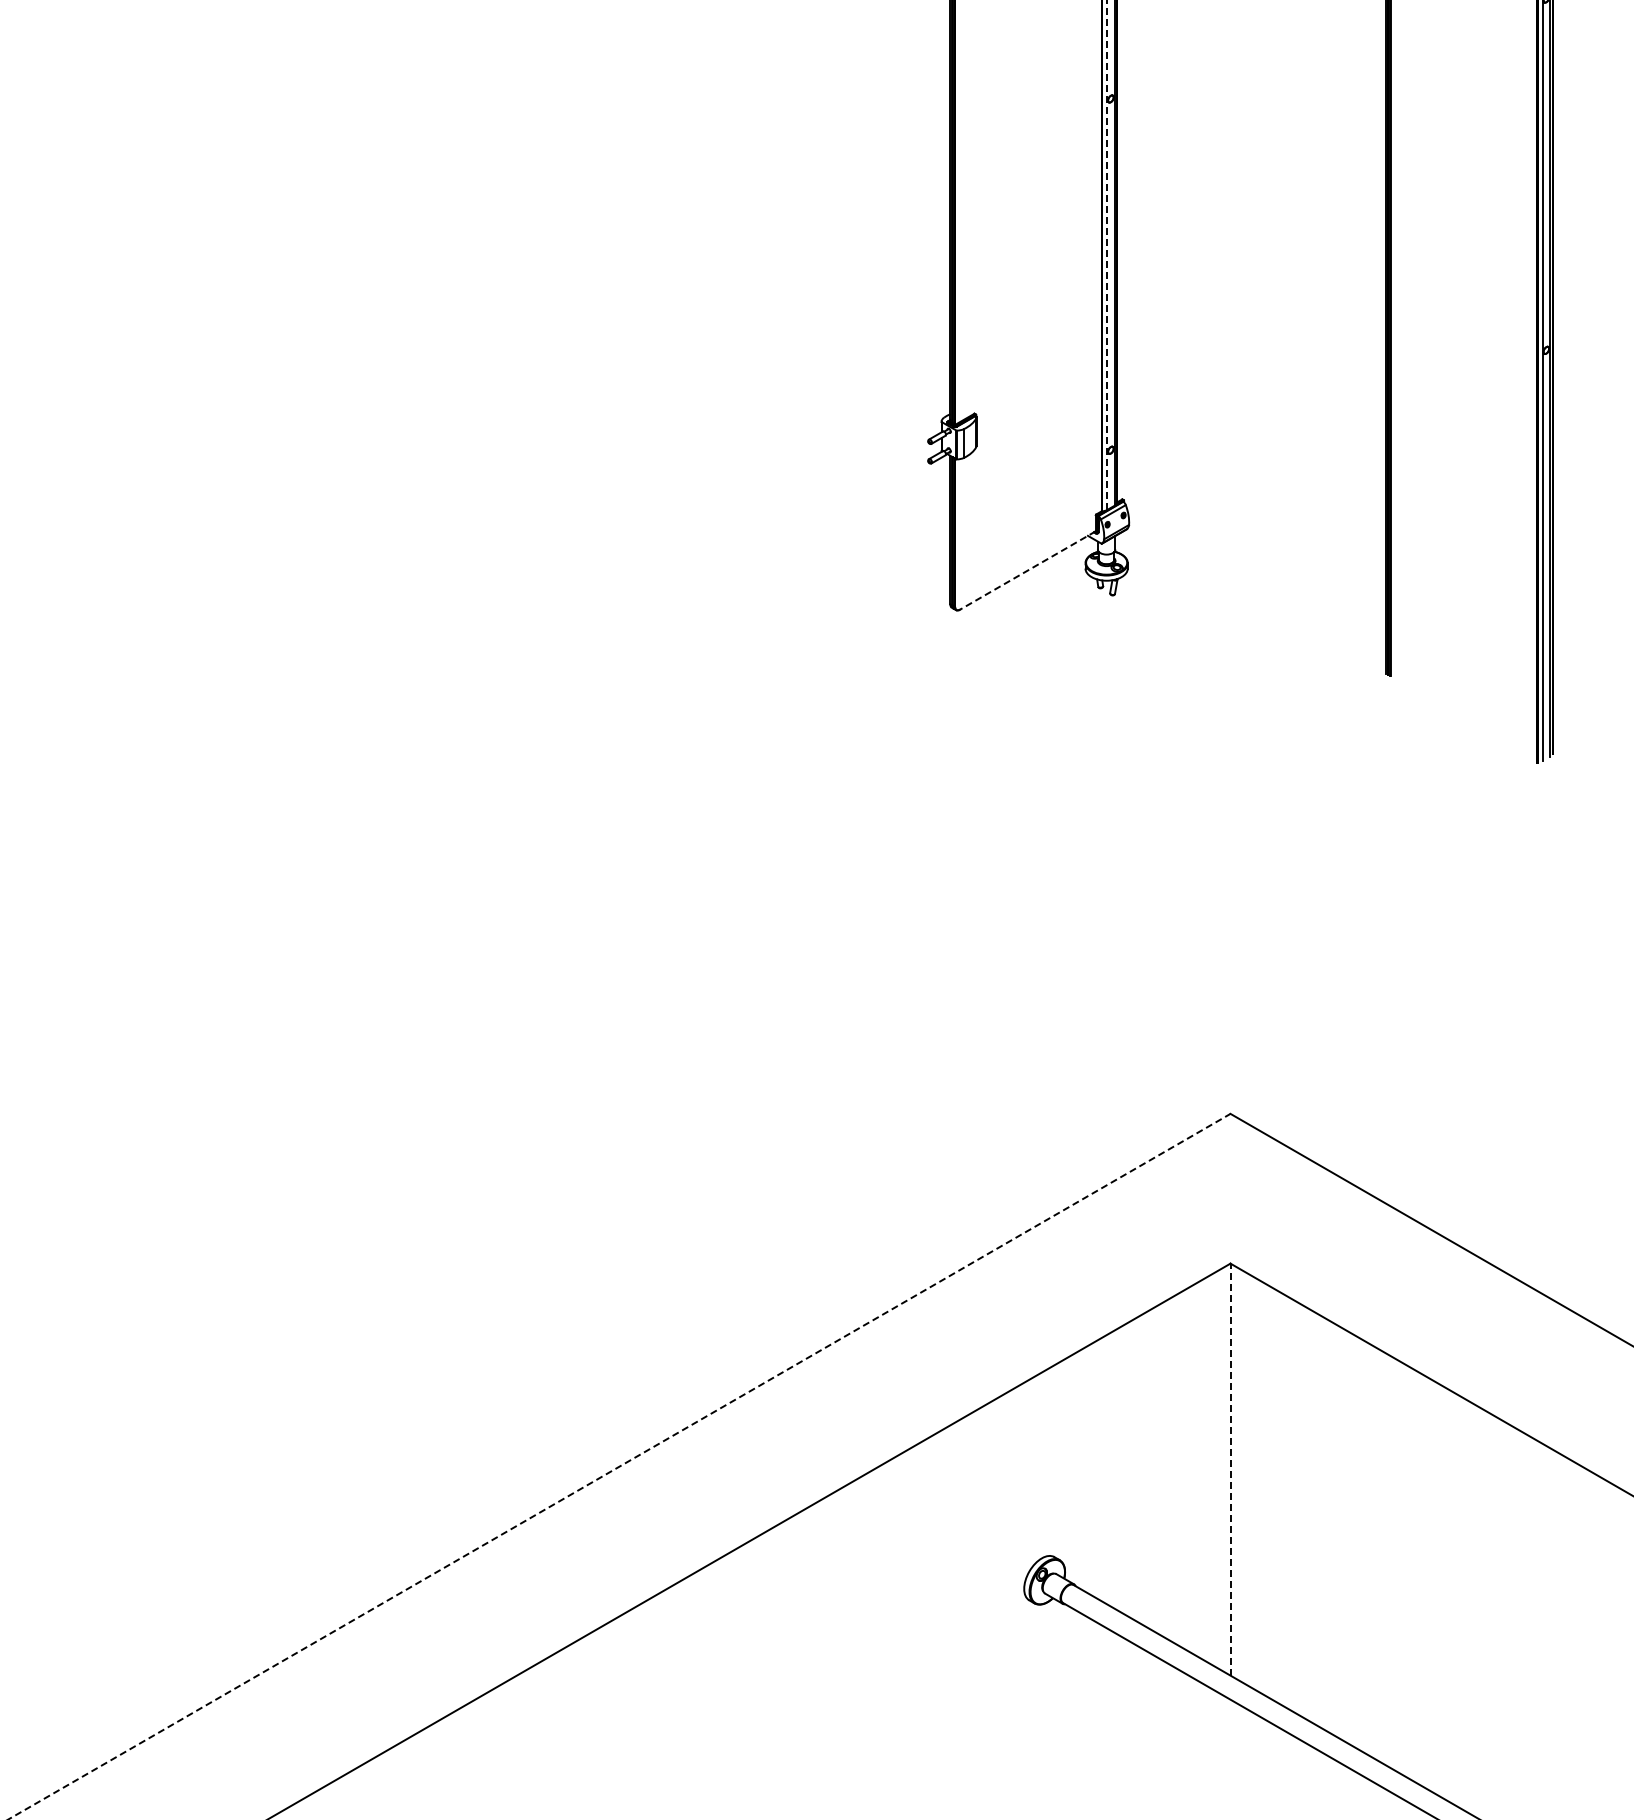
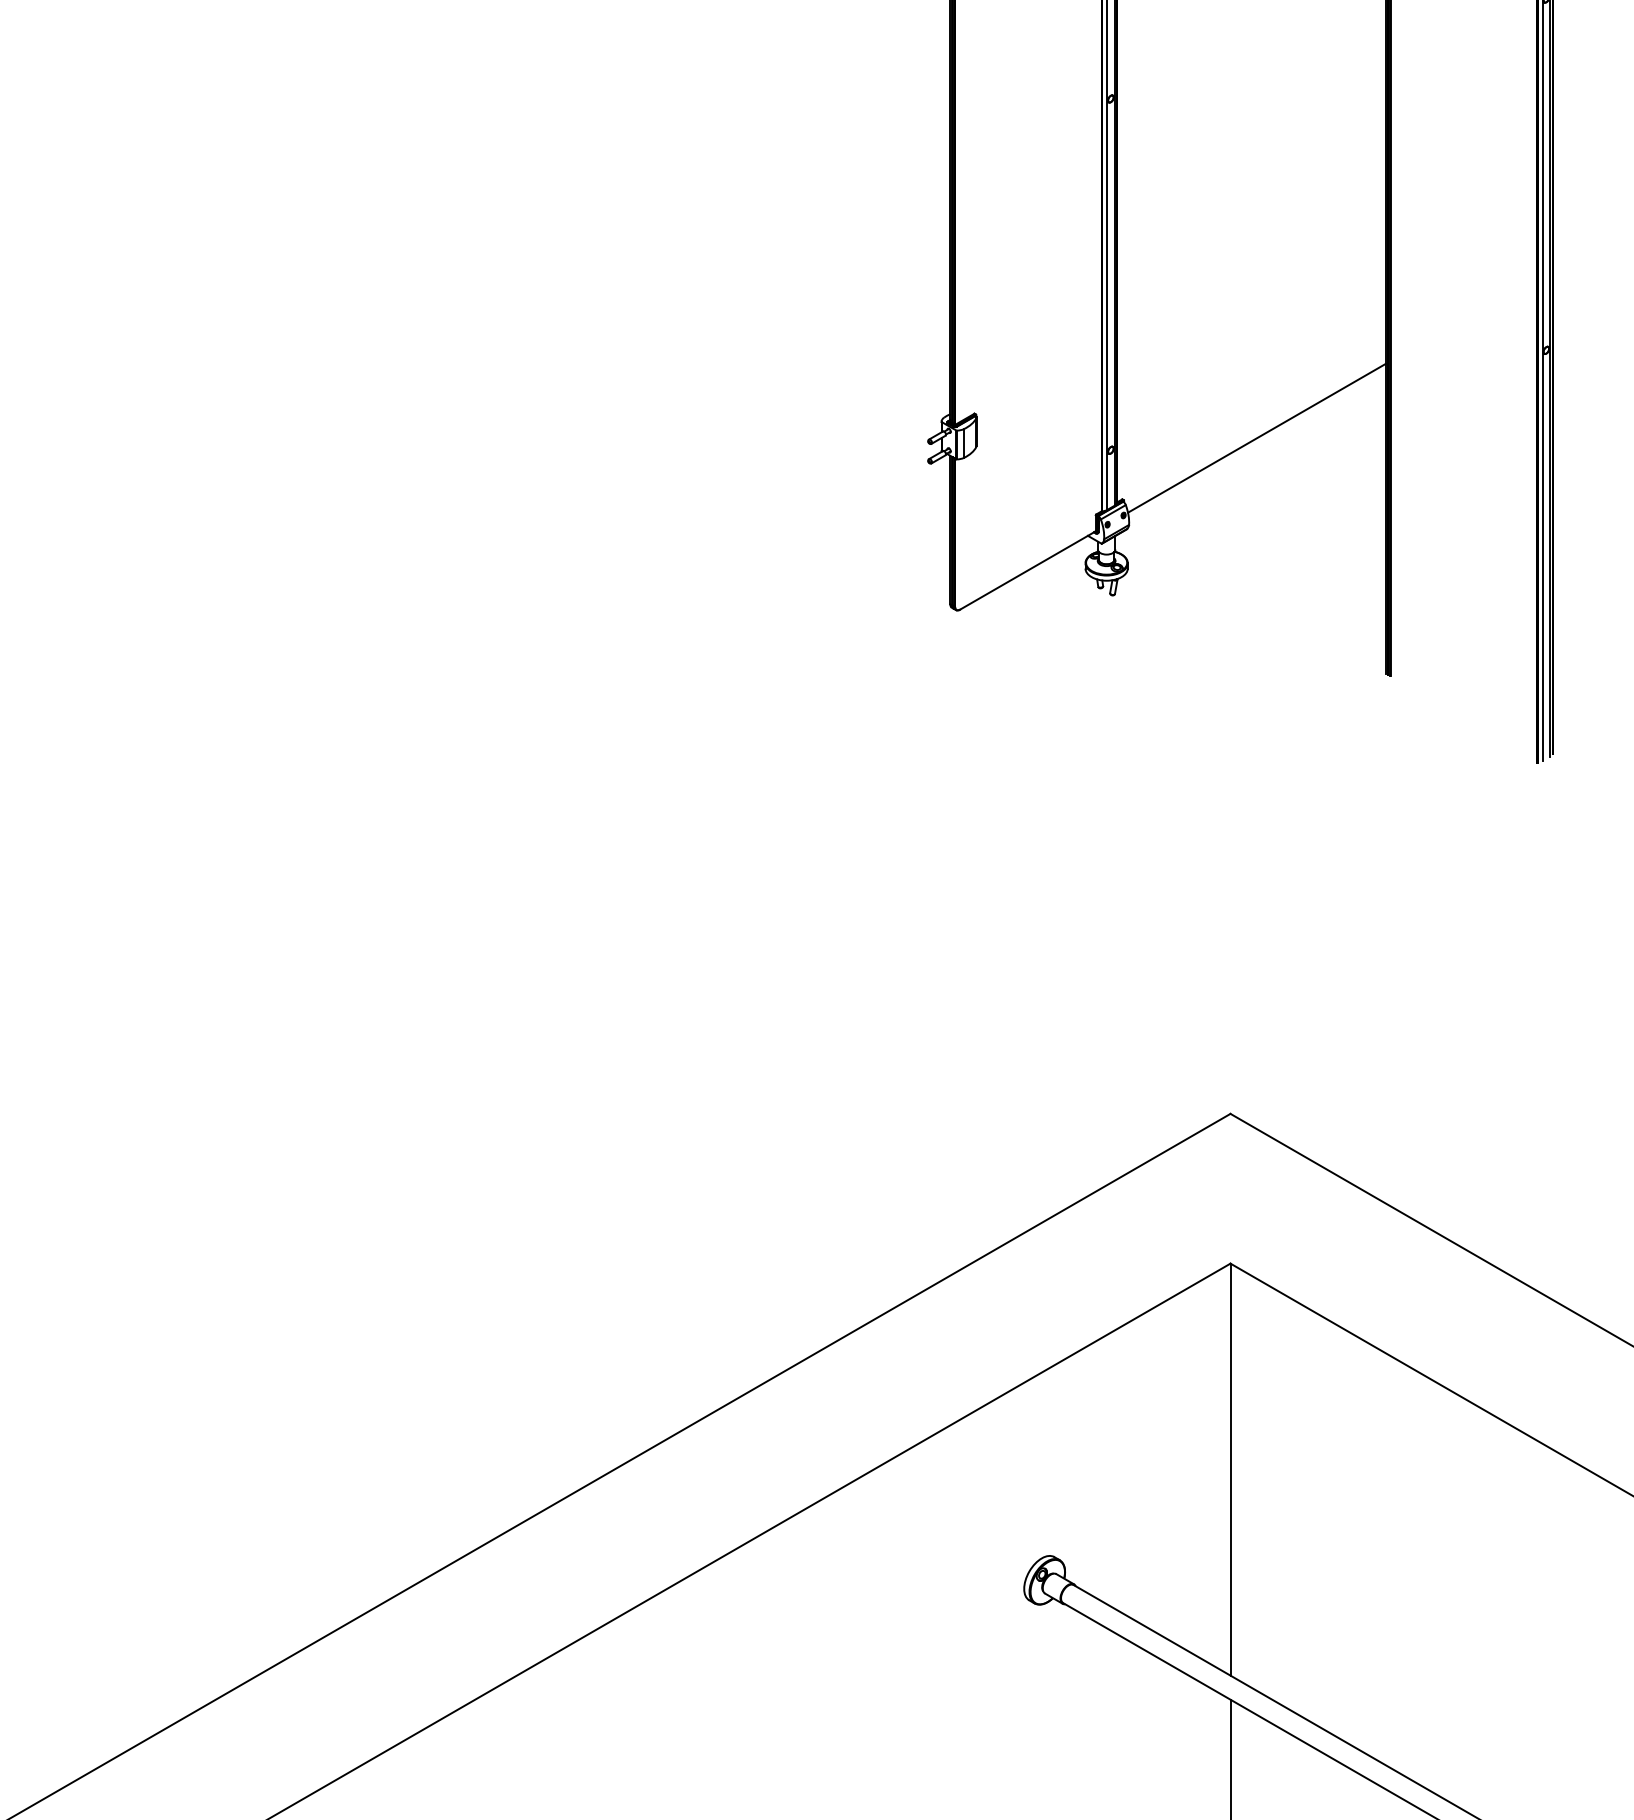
line: dashed -> solid (1107, 255)
line: none -> present (1256, 437)
line: dashed -> solid (1027, 570)
line: dashed -> solid (619, 1466)
line: dashed -> solid (1230, 1469)
line: none -> present (1230, 1757)
